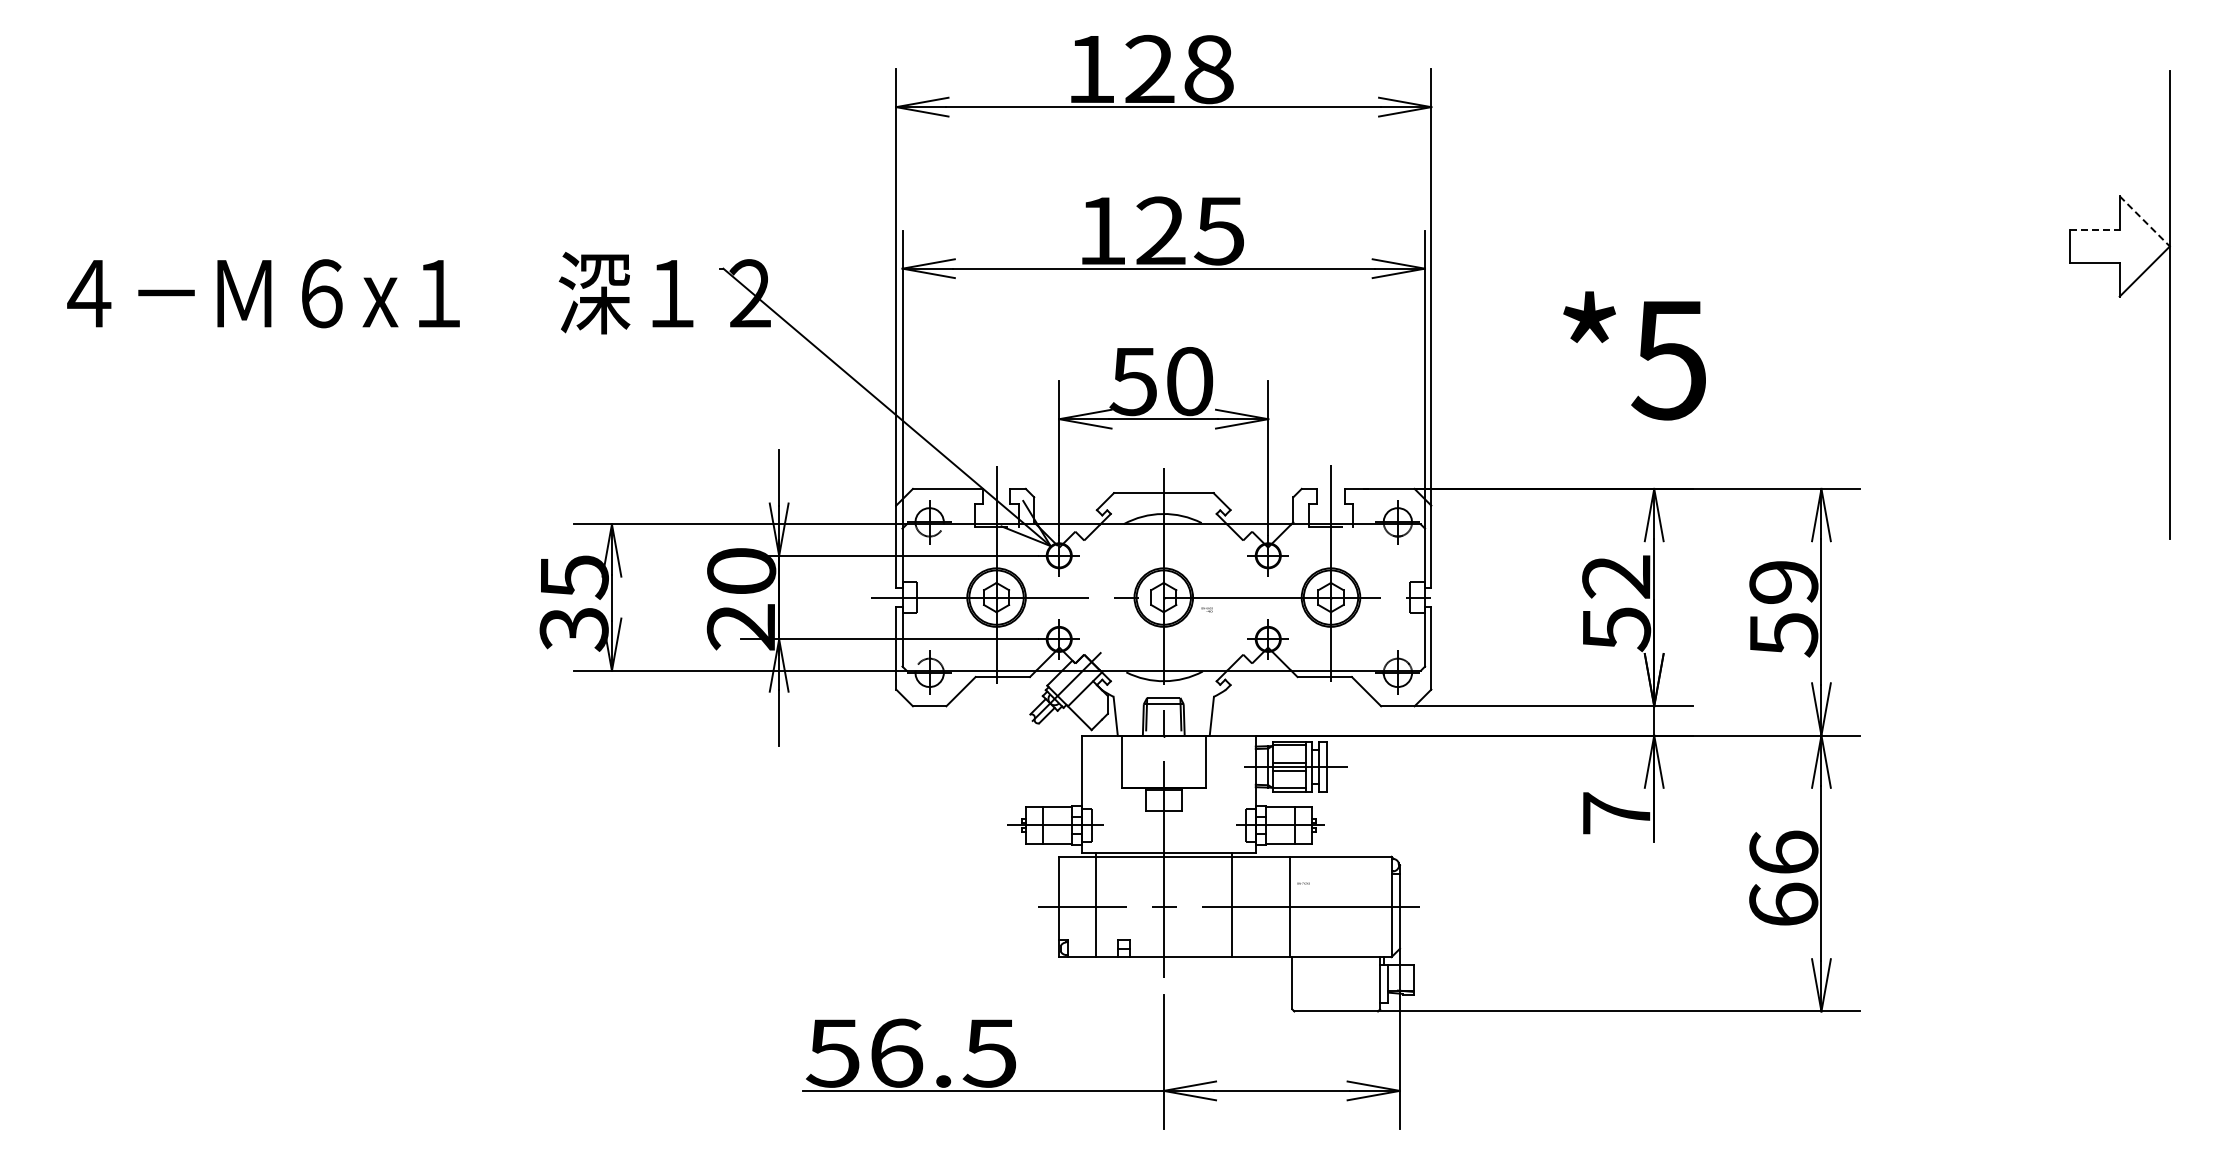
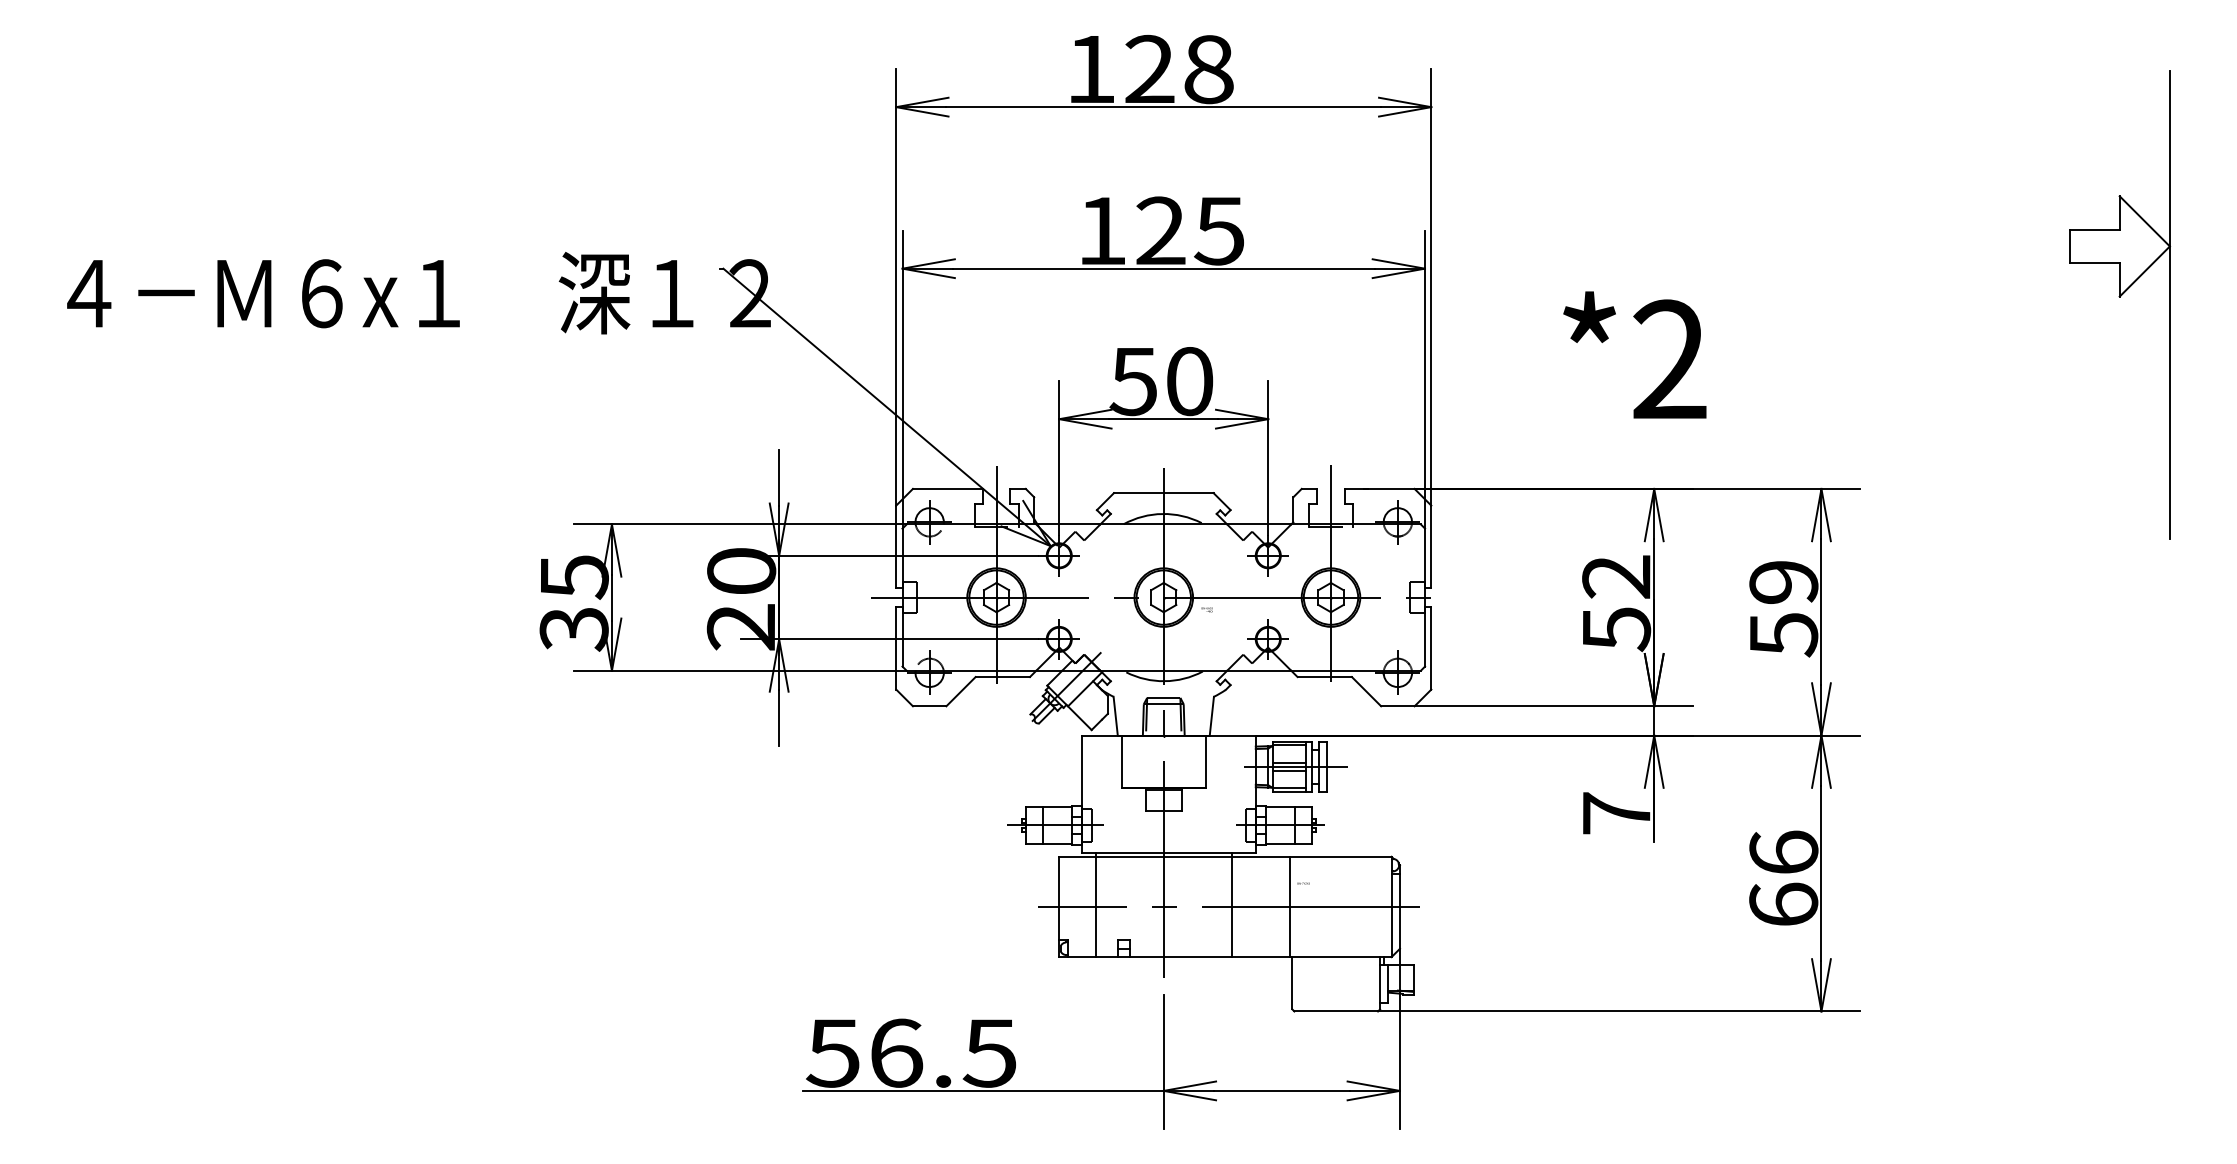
line: dashed -> solid (2145, 221)
line: dashed -> solid (2095, 229)
text: *5 -> *2 (1668, 359)
